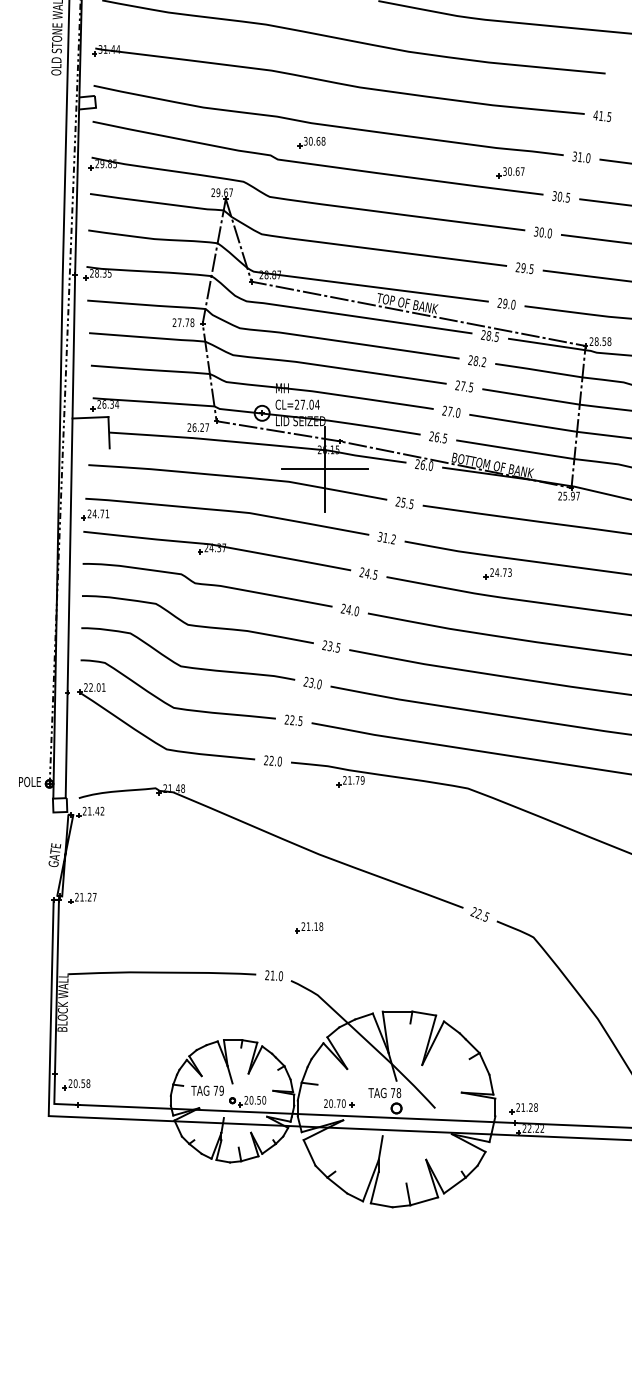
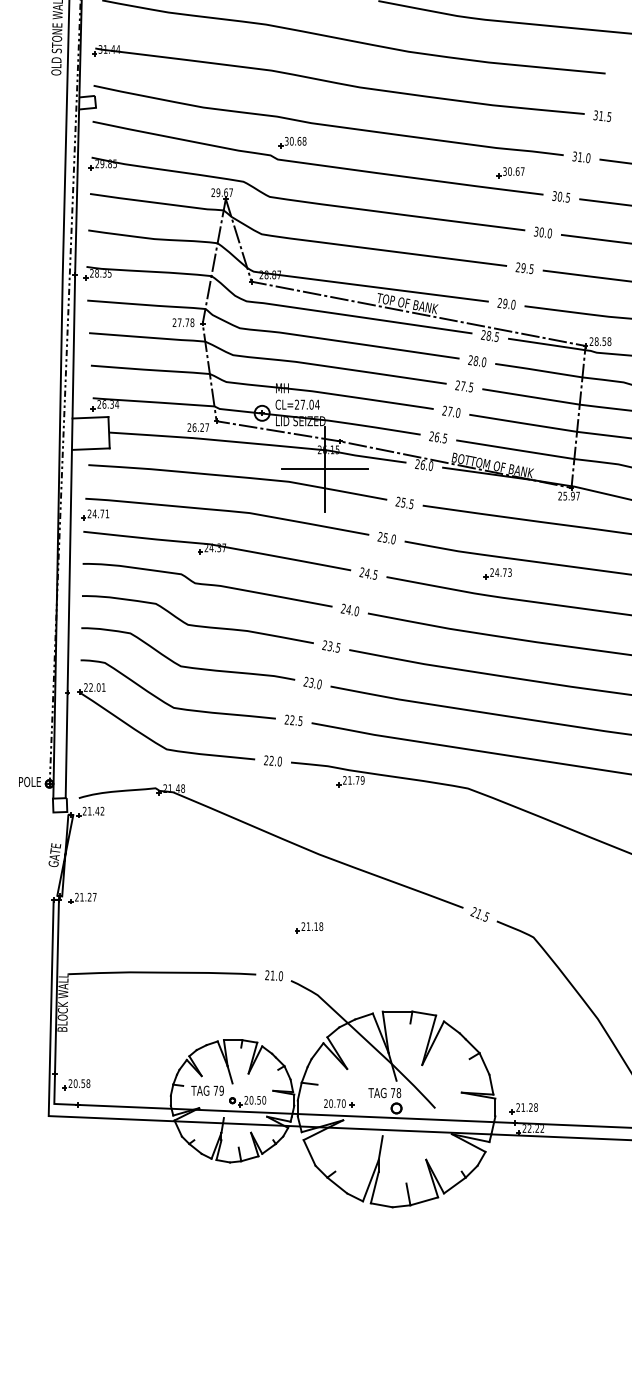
text: 41.5 -> 31.5 (595, 115)
part position: (311, 142) -> (292, 142) (292, 142)
text: 28.2 -> 28.0 (483, 362)
line: none -> present (90, 448)
text: 31.2 -> 25.0 (386, 538)
text: 22.5 -> 21.5 (478, 913)
